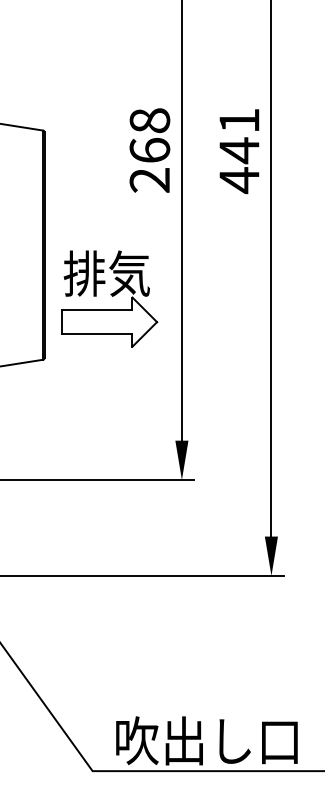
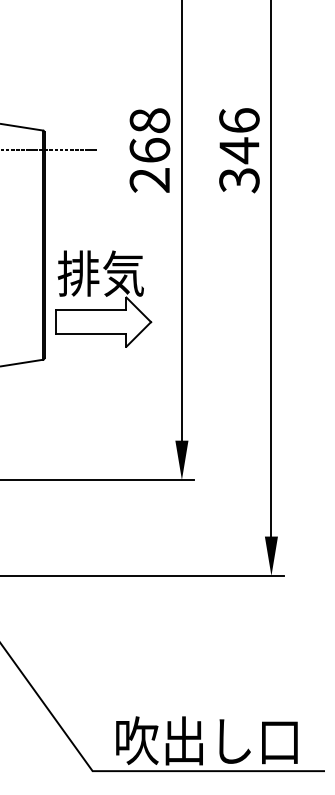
line: none -> present (49, 150)
text: 441 -> 346 (239, 151)
part position: (109, 298) -> (103, 298) (103, 298)
